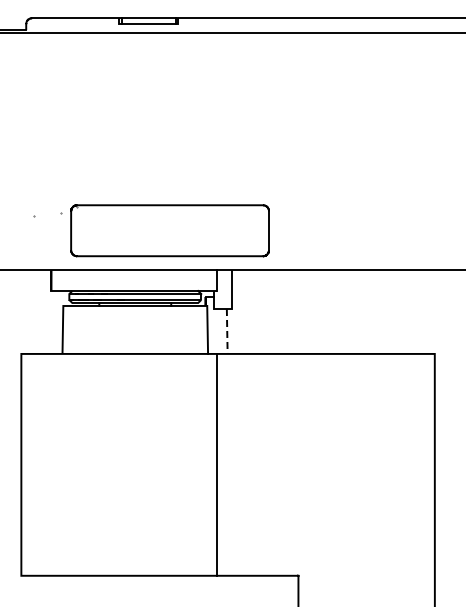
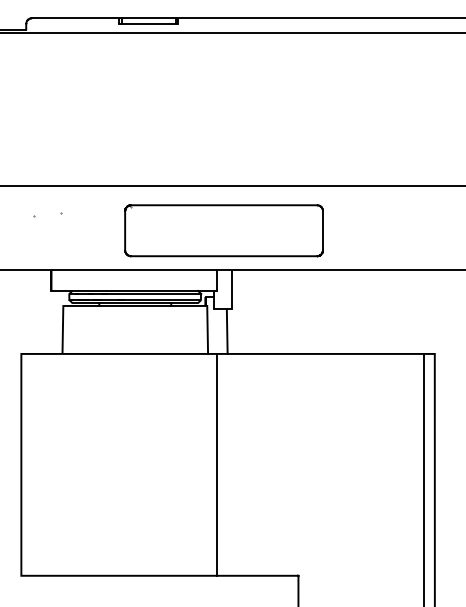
line: none -> present (232, 186)
part position: (169, 230) -> (223, 230) (223, 230)
line: dashed -> solid (227, 331)
line: none -> present (424, 478)
